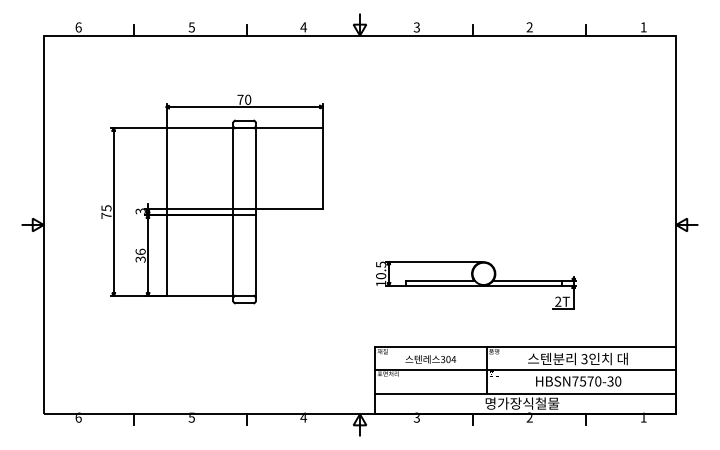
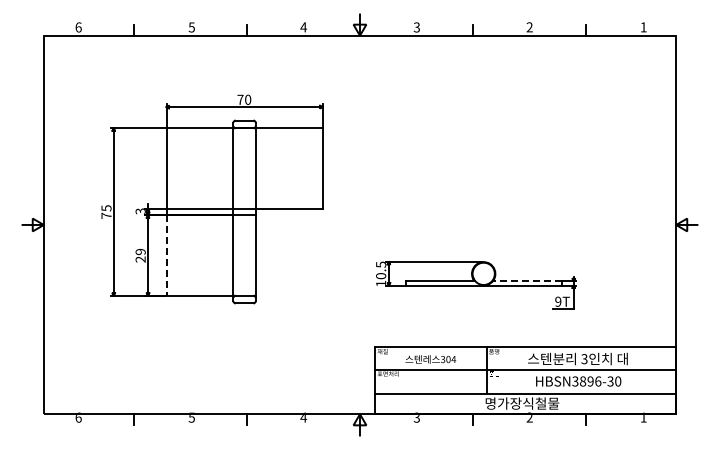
text: 36 -> 29 (140, 255)
line: solid -> dashed (166, 255)
line: solid -> dashed (526, 281)
text: 2T -> 9T (558, 301)
text: HBSN7570-30 -> HBSN3896-30 (586, 381)
